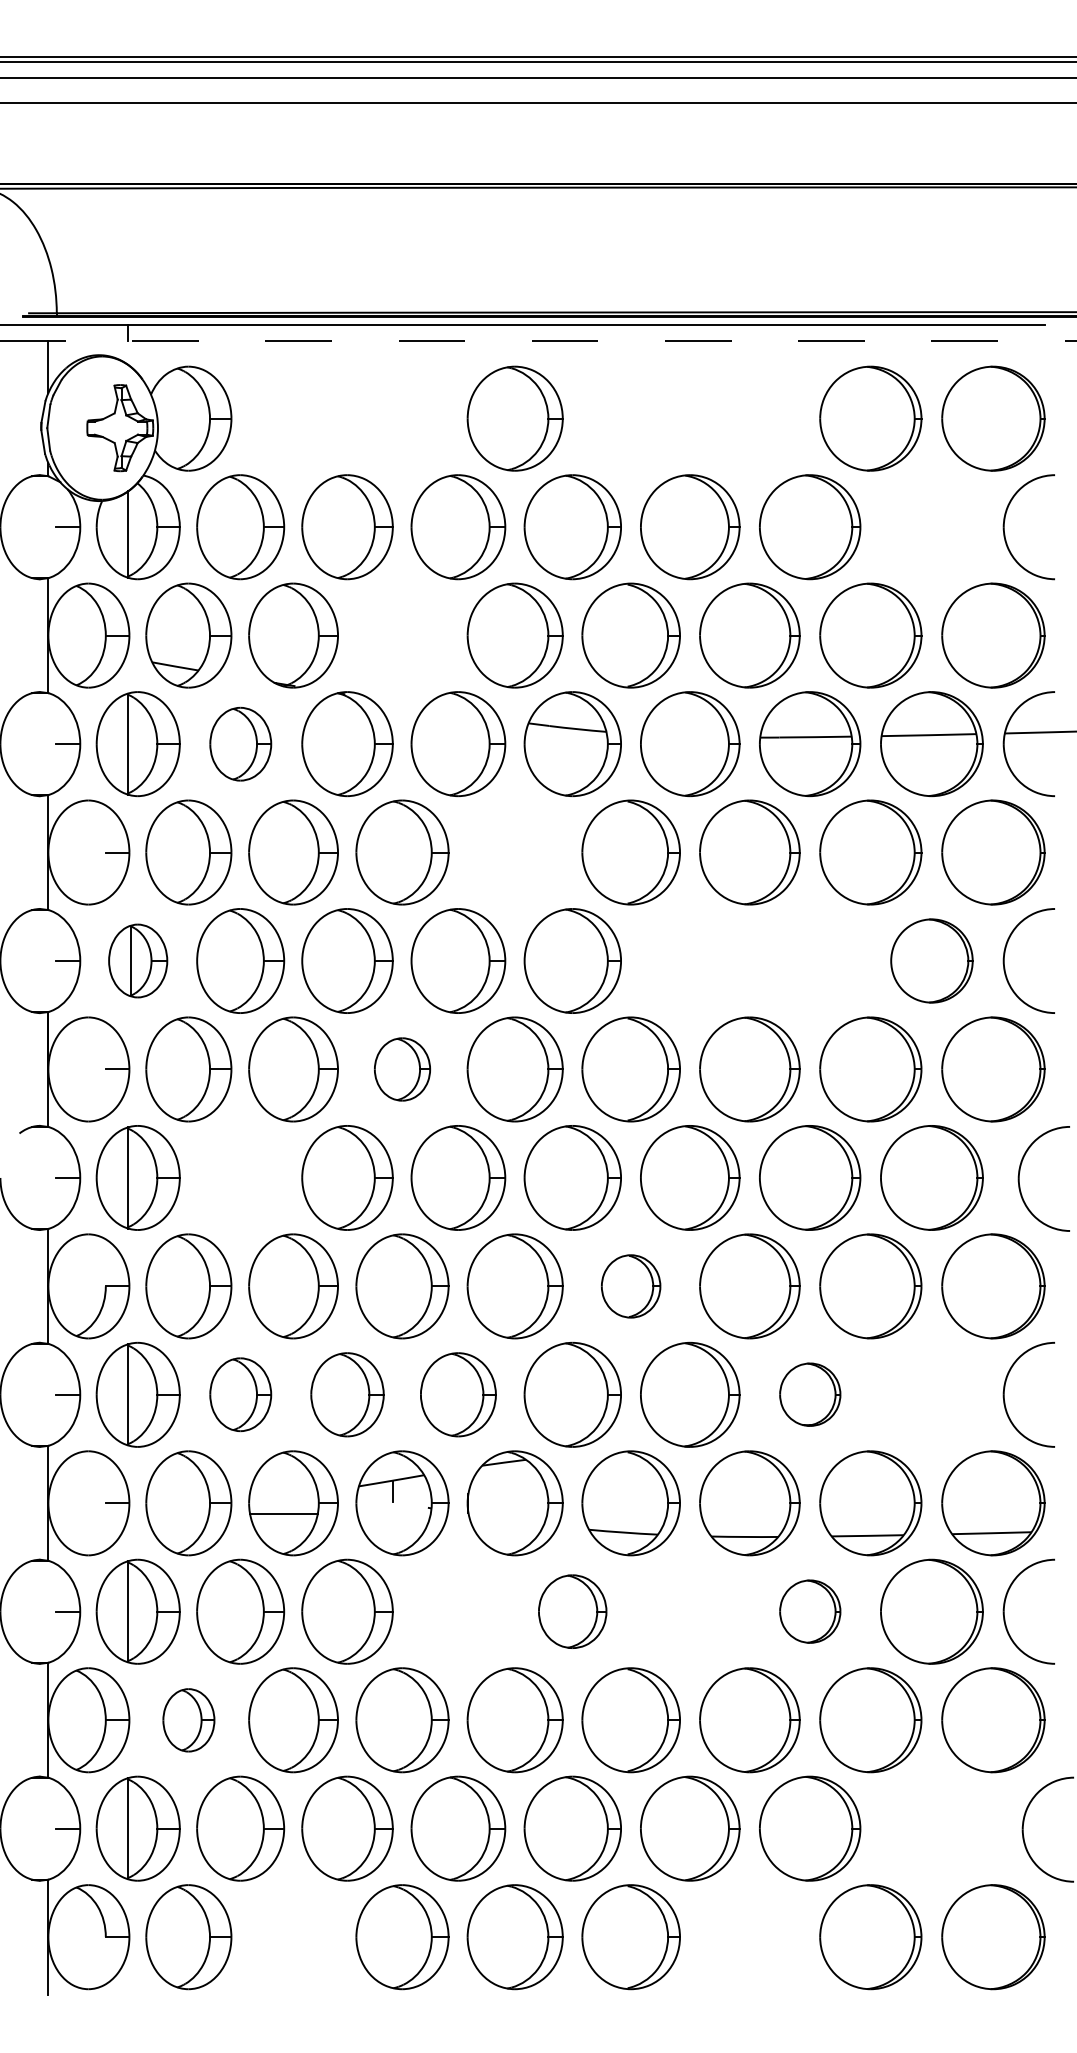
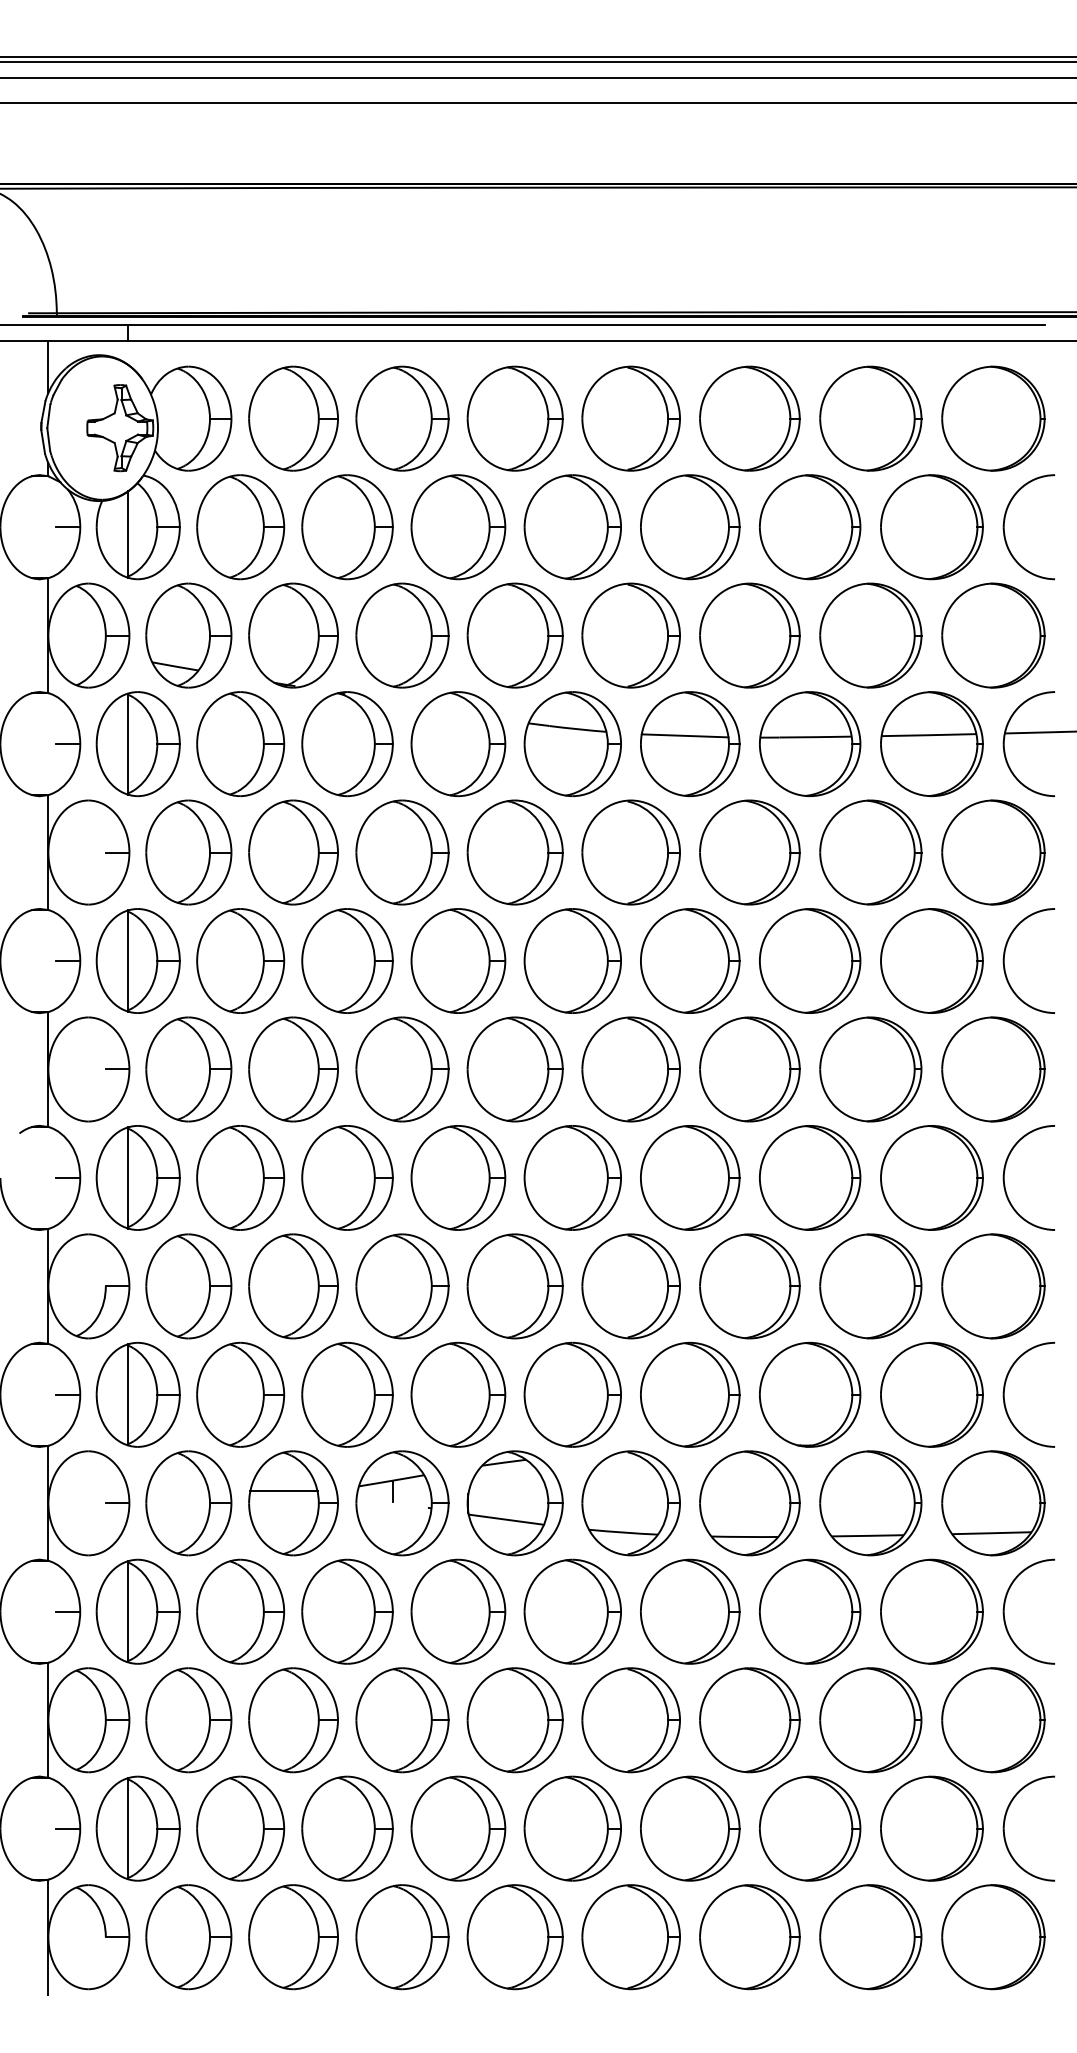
line: dashed -> solid (539, 340)
part: none -> present (293, 418)
part: none -> present (402, 418)
part: none -> present (630, 418)
part: none -> present (749, 418)
part: none -> present (931, 527)
part: none -> present (402, 635)
line: none -> present (684, 735)
part size: 64x76 px -> 90x107 px (240, 744)
part: none -> present (514, 852)
part size: 61x76 px -> 86x106 px (137, 960)
part: none -> present (690, 960)
part: none -> present (810, 960)
part size: 84x86 px -> 104x106 px (931, 960)
part size: 57x65 px -> 95x107 px (402, 1069)
part position: (1020, 1172) -> (1005, 1171) (1005, 1171)
part: none -> present (240, 1177)
part size: 61x65 px -> 100x107 px (630, 1286)
part size: 64x76 px -> 90x107 px (240, 1394)
part size: 75x86 px -> 93x107 px (347, 1394)
part size: 77x86 px -> 97x107 px (458, 1394)
part size: 63x65 px -> 103x107 px (810, 1394)
part: none -> present (931, 1394)
line position: (283, 1514) -> (283, 1491) (283, 1491)
line: none -> present (506, 1519)
part: none -> present (458, 1611)
part size: 70x75 px -> 99x107 px (572, 1611)
part: none -> present (690, 1611)
part size: 63x65 px -> 103x107 px (810, 1611)
part size: 54x65 px -> 88x107 px (188, 1720)
part: none -> present (931, 1828)
part position: (1023, 1829) -> (1004, 1828) (1004, 1828)
part: none -> present (293, 1937)
part: none -> present (749, 1937)
